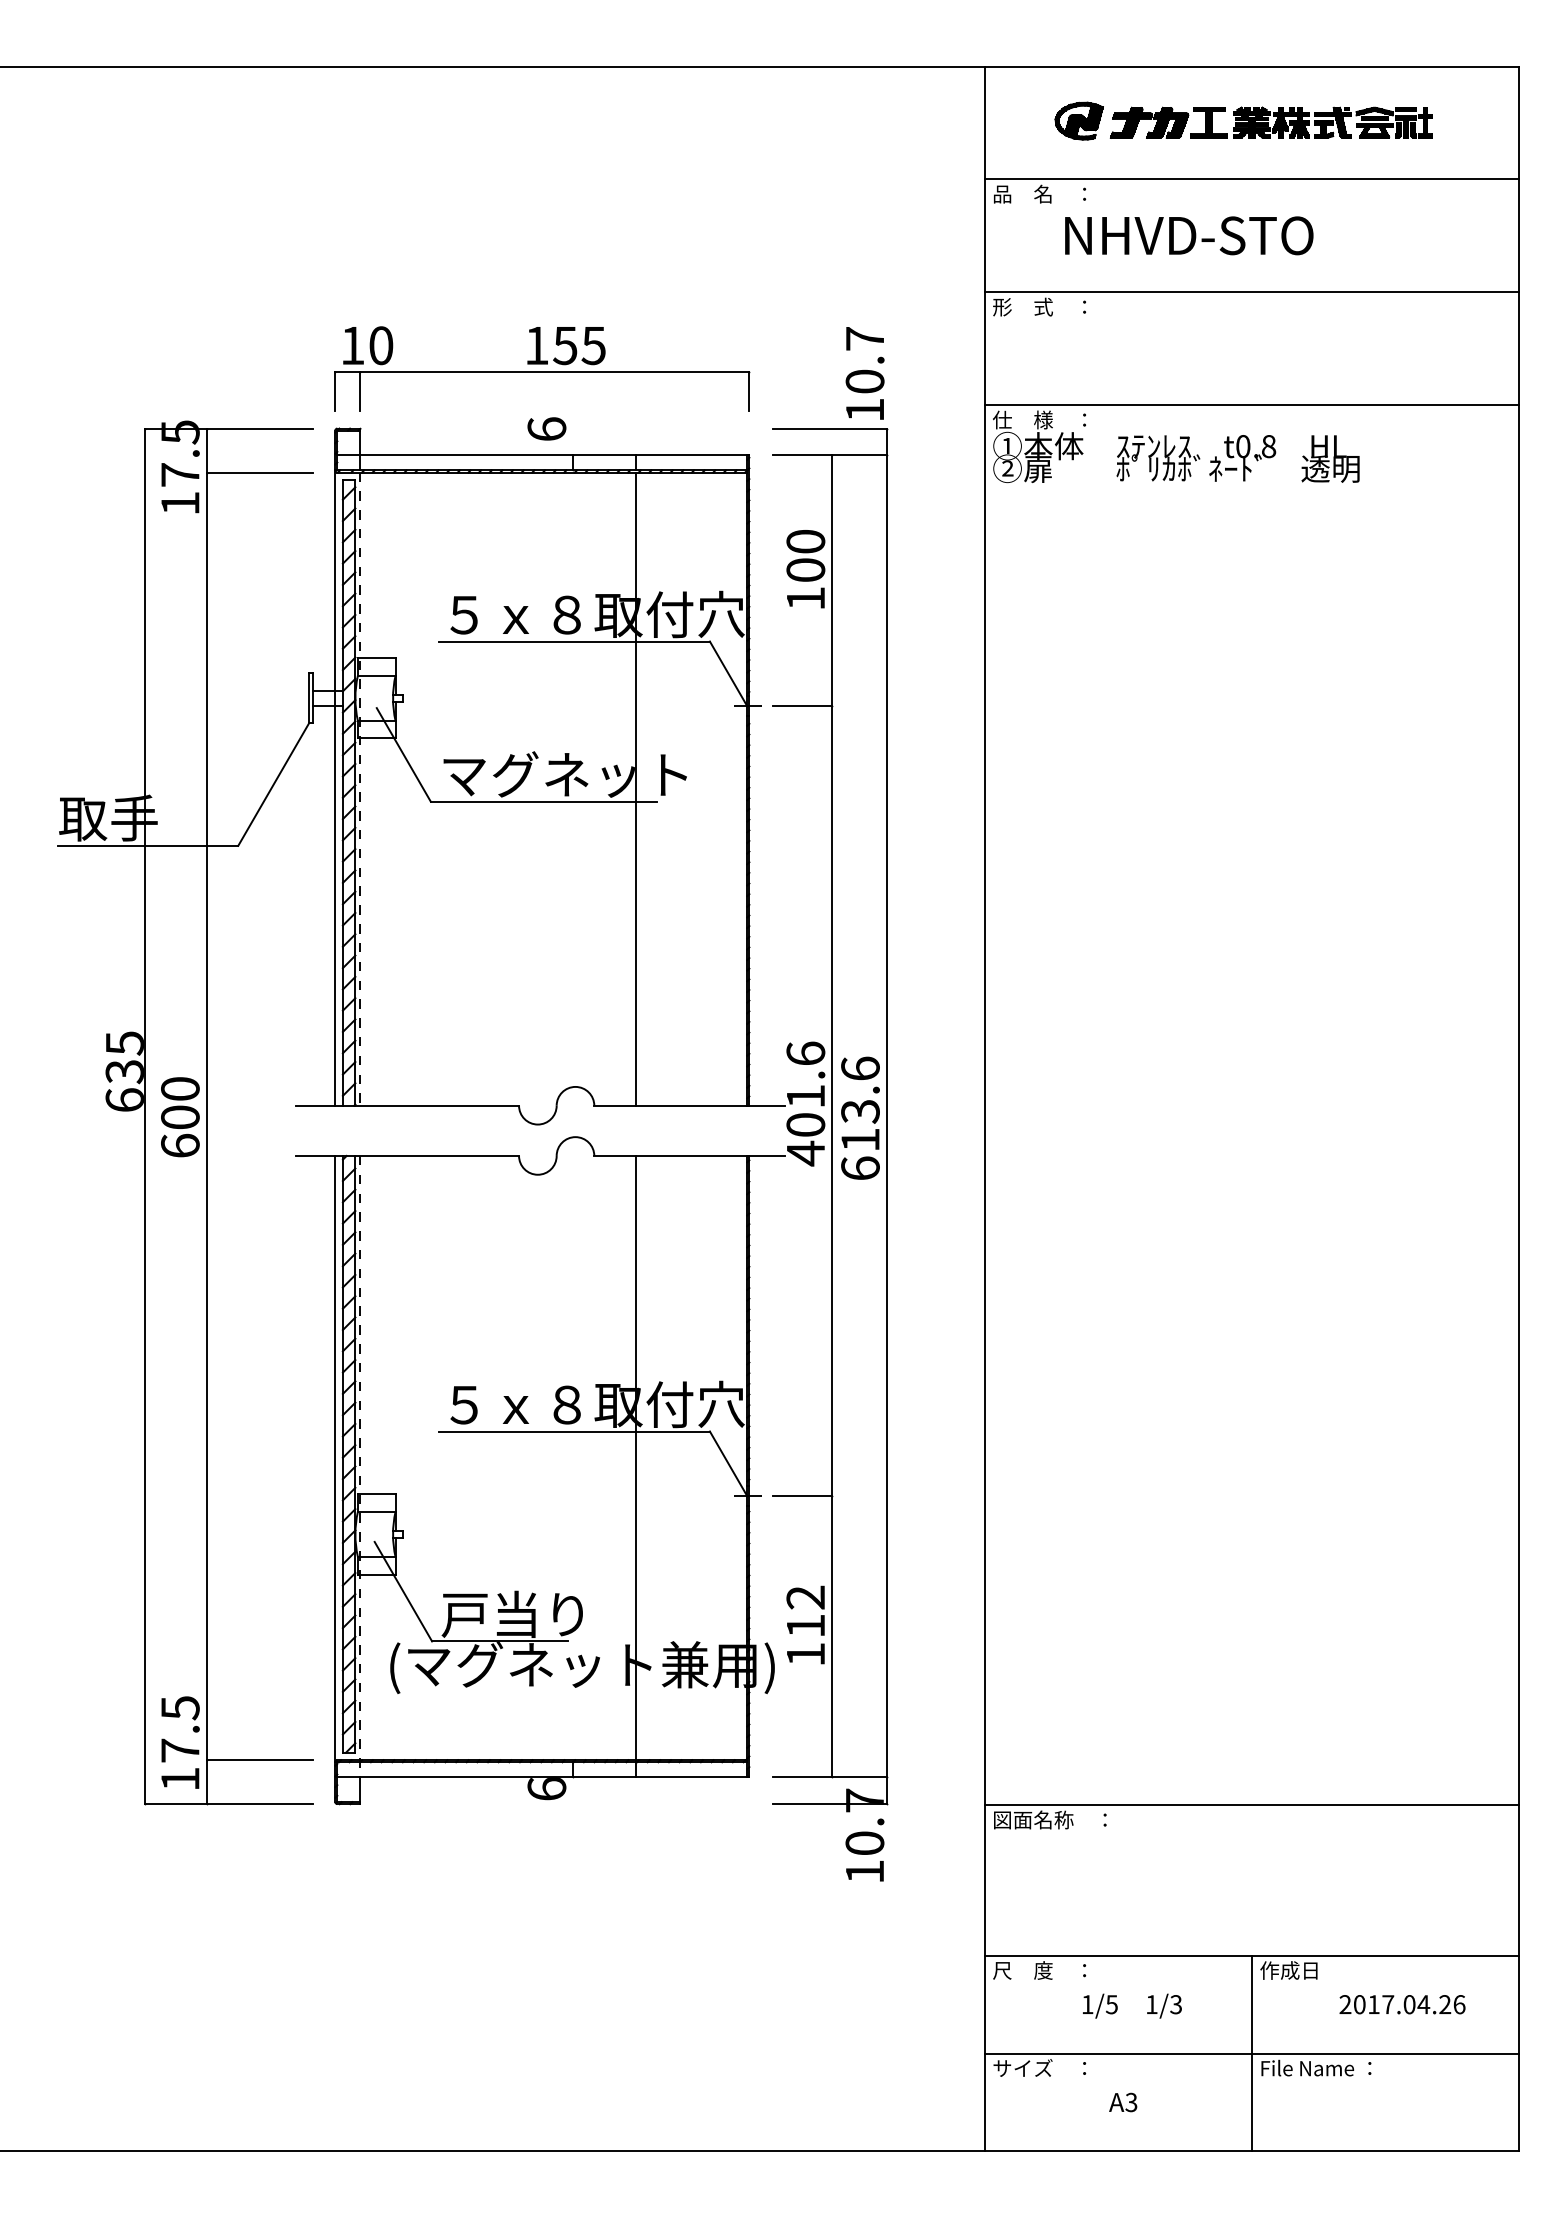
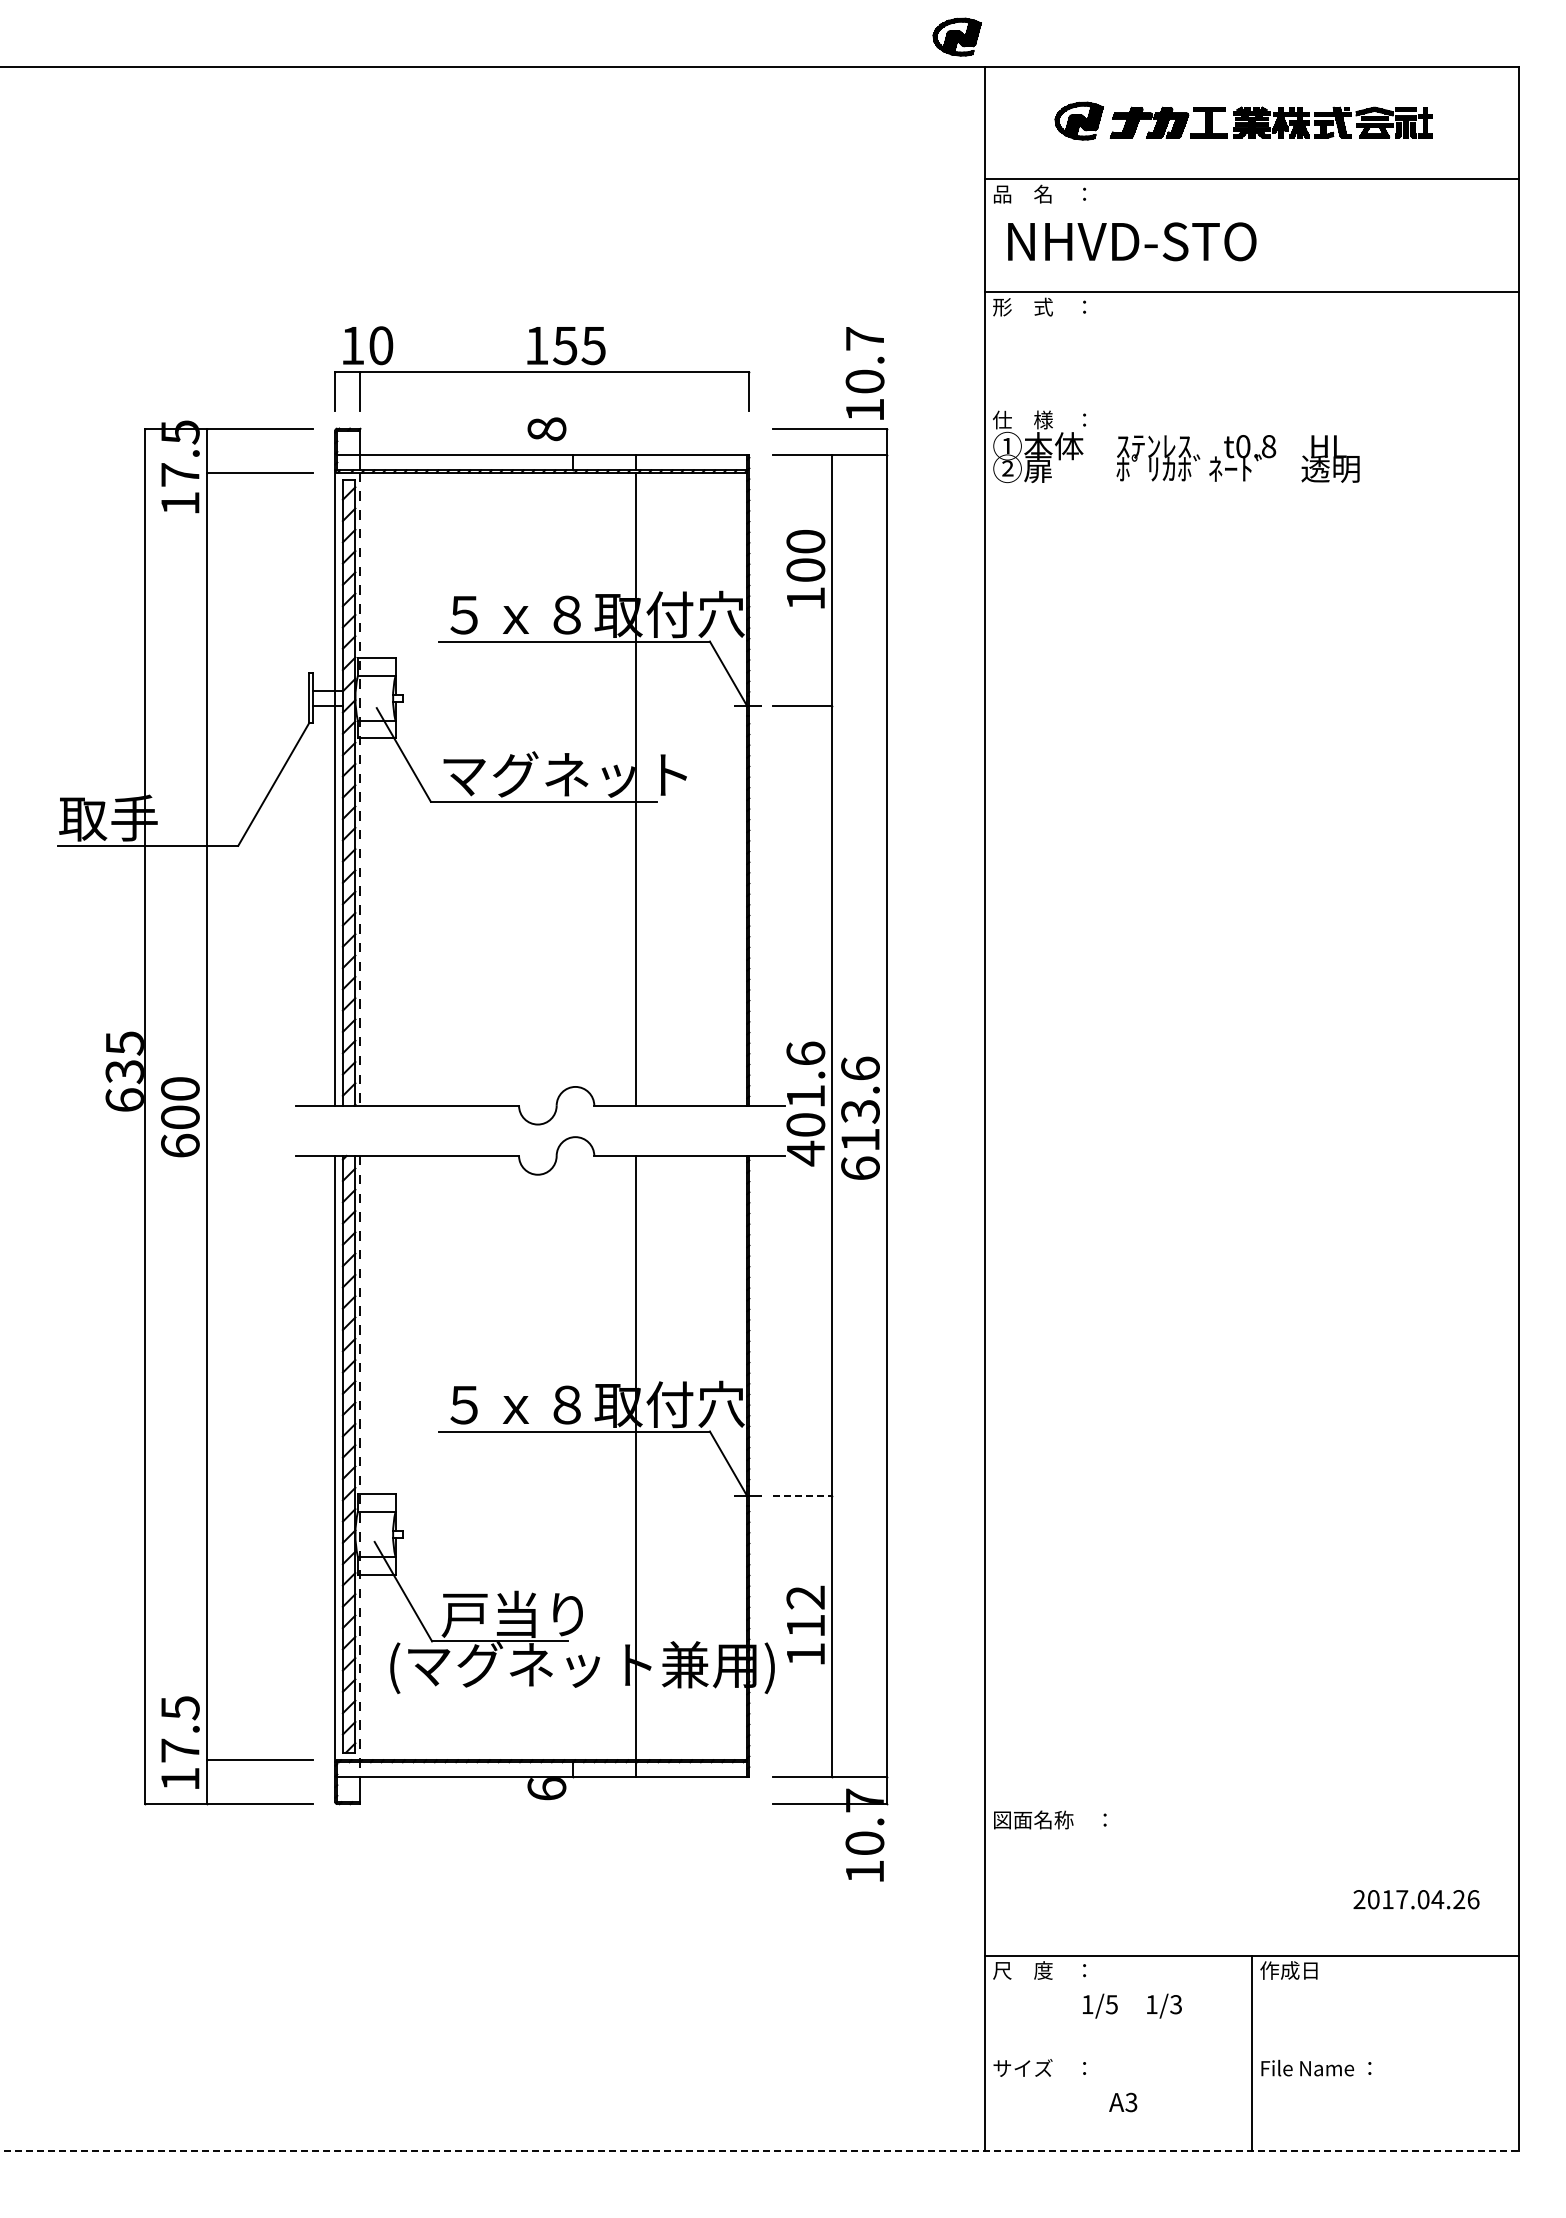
part: none -> present (956, 36)
text position: (1189, 235) -> (1132, 241) (1132, 241)
line: present -> none (1251, 405)
text: 6 -> 8 (546, 429)
line: solid -> dashed (802, 1496)
line: present -> none (1251, 1805)
text position: (1402, 2004) -> (1416, 1899) (1416, 1899)
line: present -> none (1251, 2053)
line: solid -> dashed (760, 2151)
